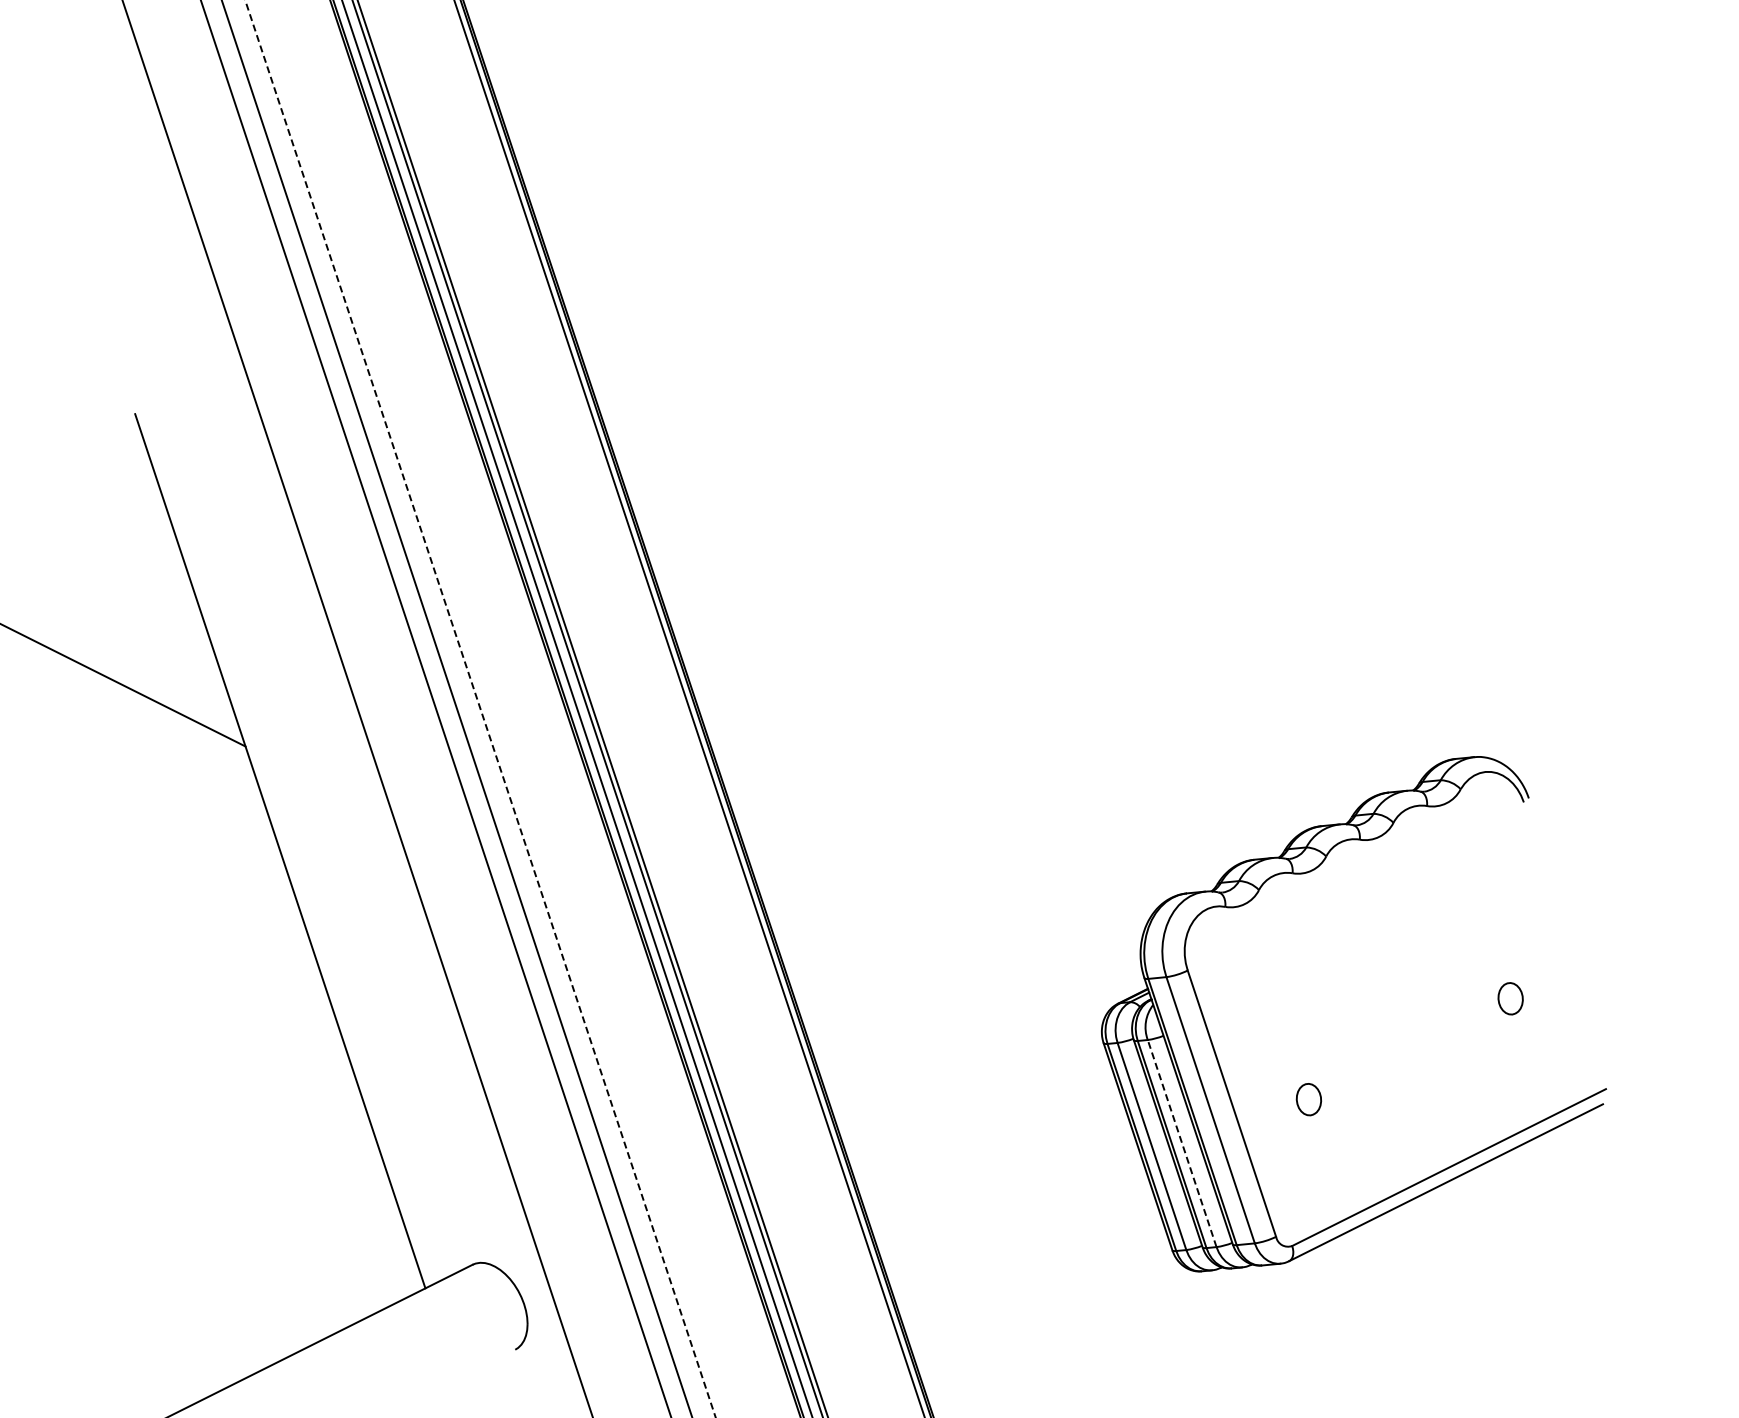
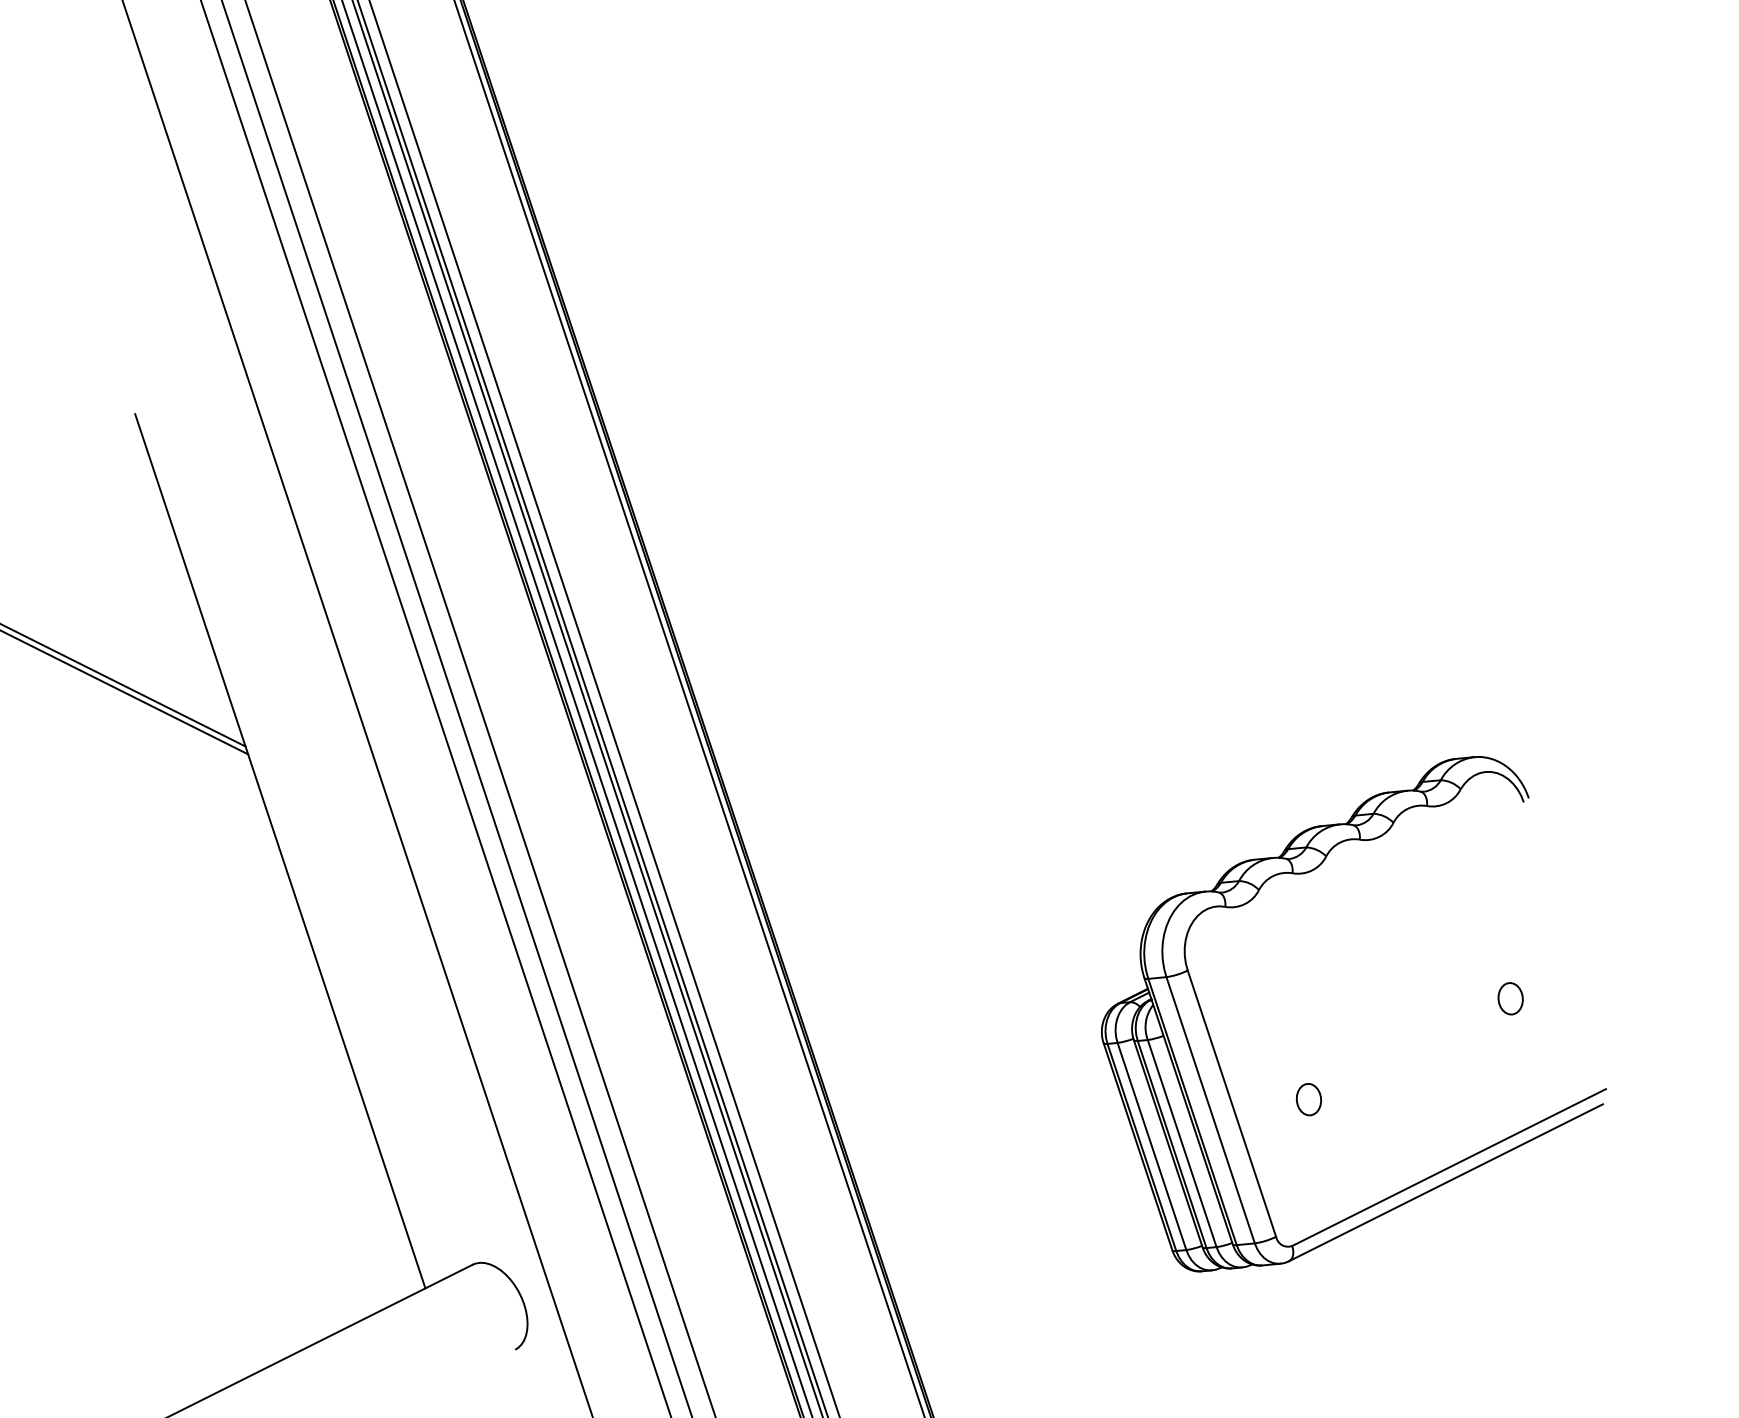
line: none -> present (125, 692)
line: none -> present (604, 708)
line: dashed -> solid (480, 709)
line: dashed -> solid (1182, 1143)
